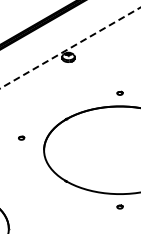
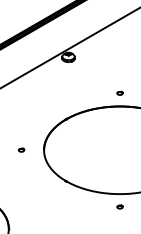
line: dashed -> solid (70, 48)
part position: (21, 137) -> (21, 149) (21, 149)
